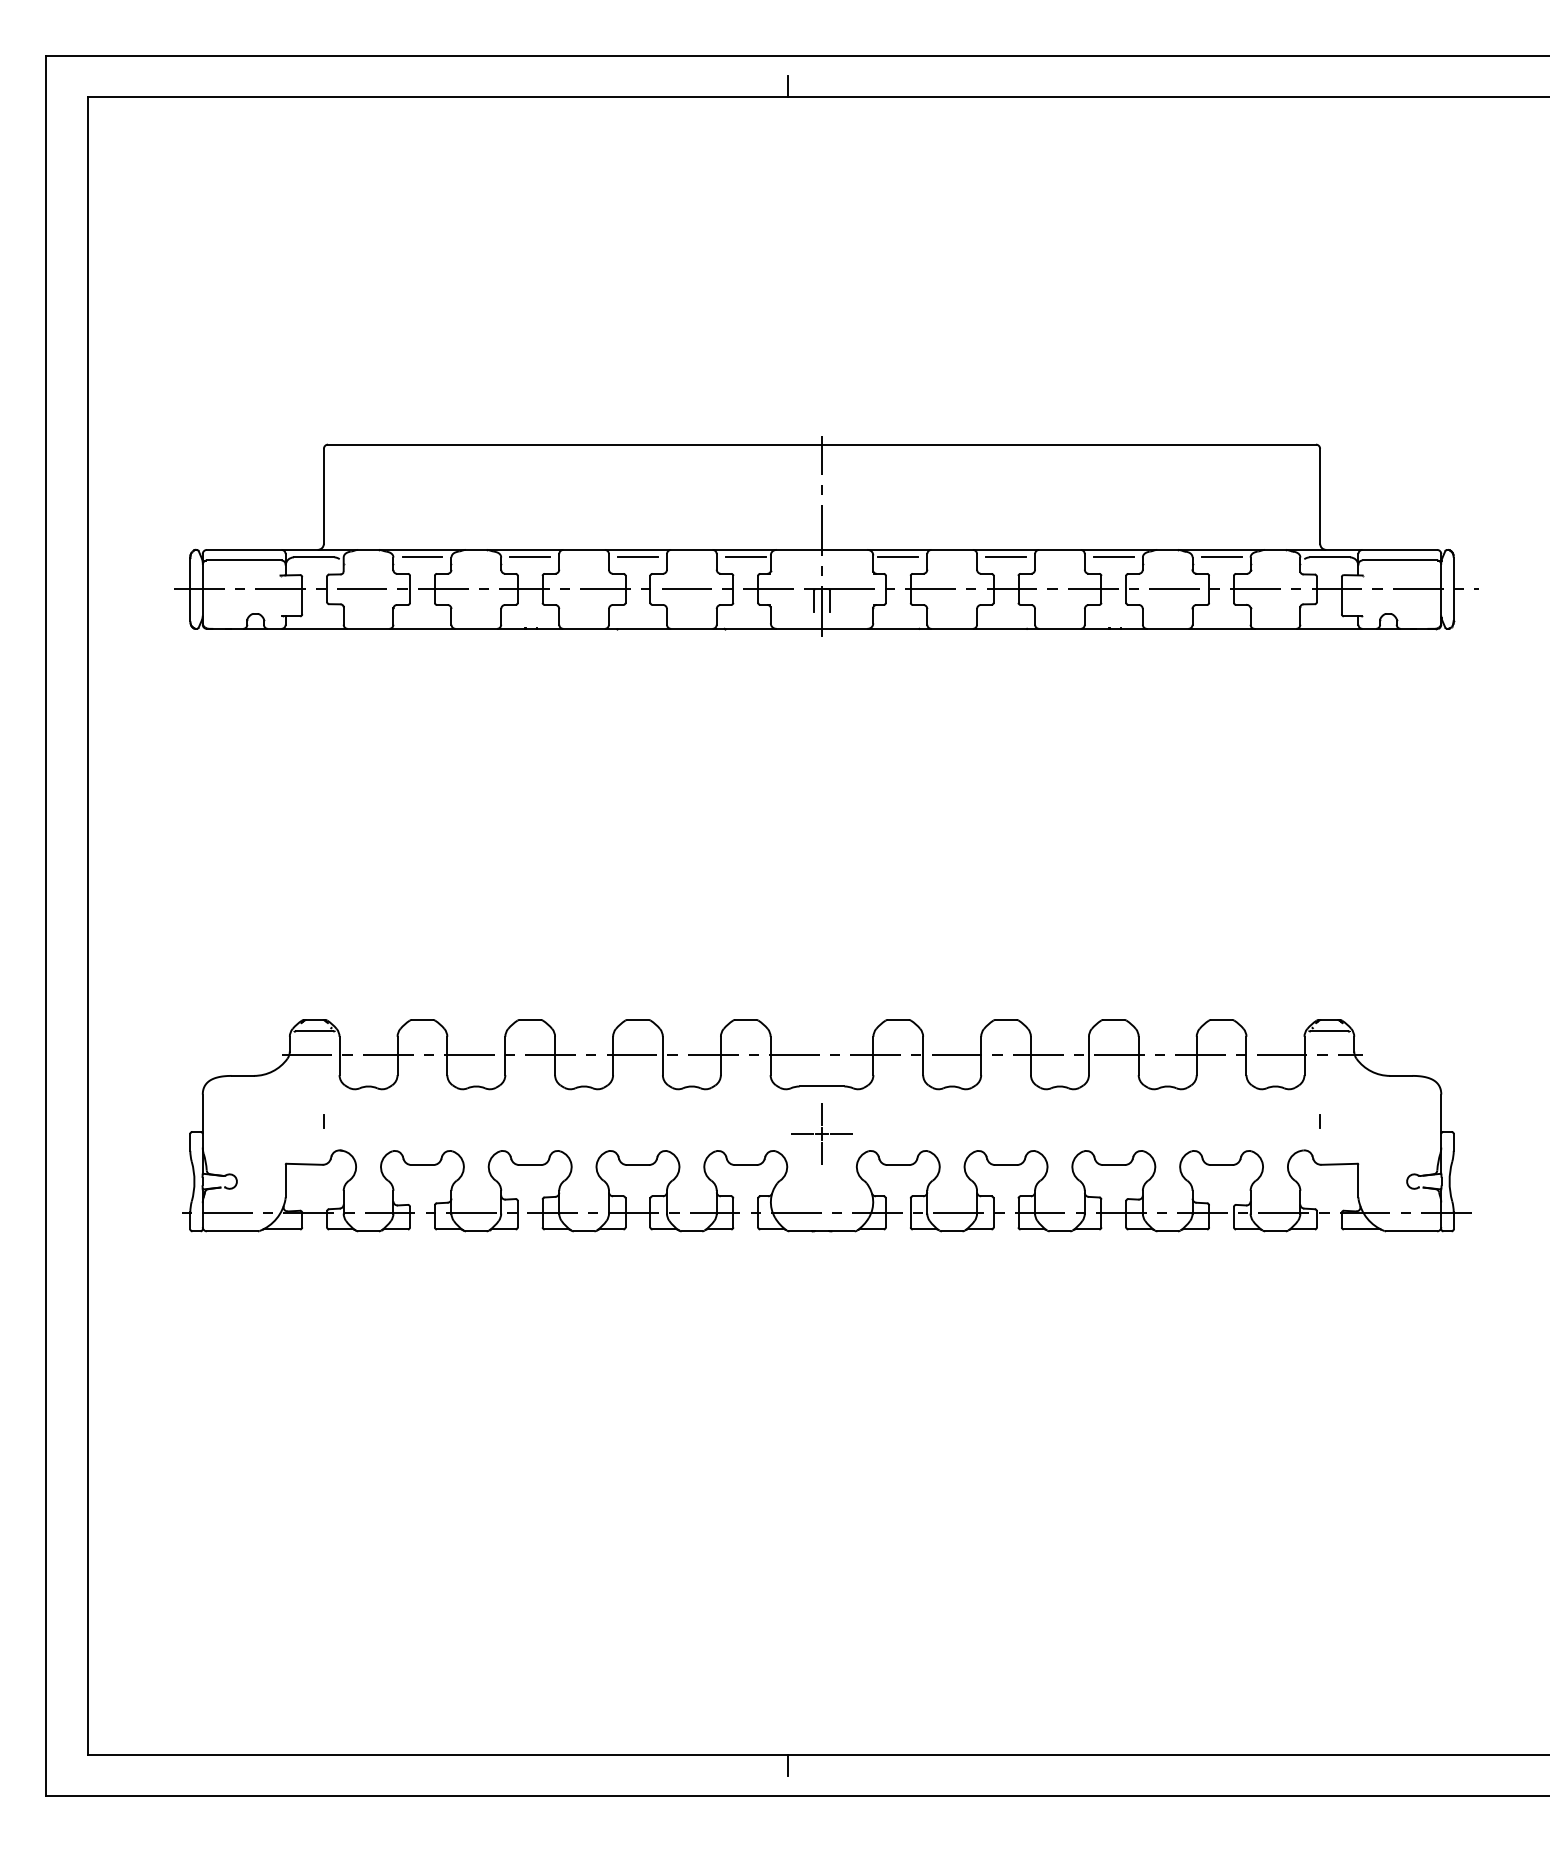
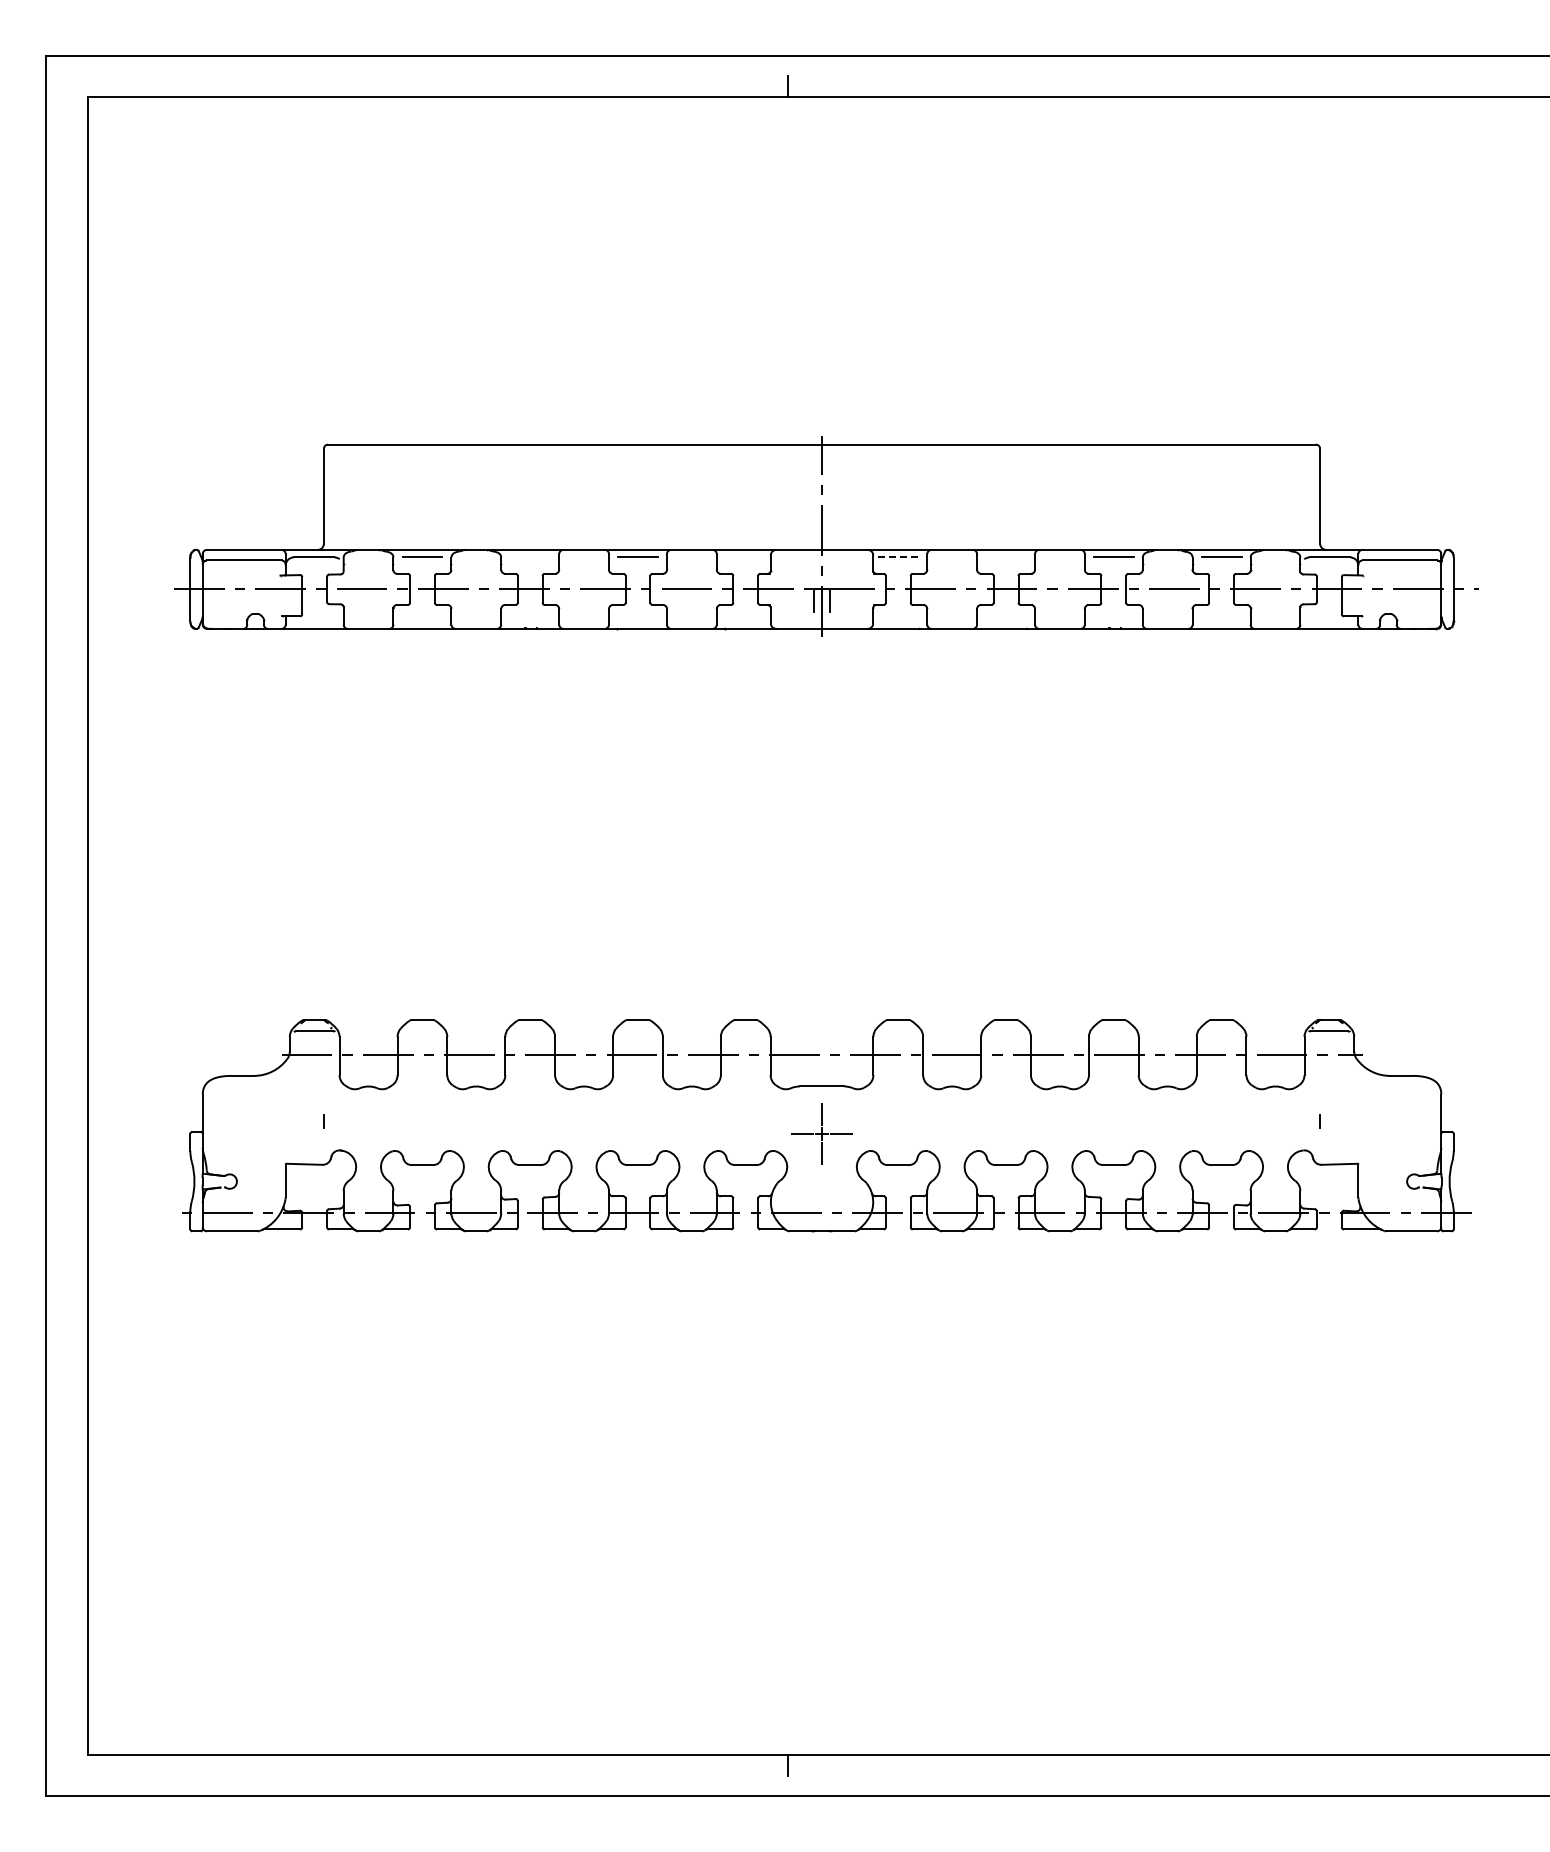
line: present -> none (530, 557)
line: present -> none (745, 557)
line: solid -> dashed (898, 557)
line: present -> none (1006, 557)
